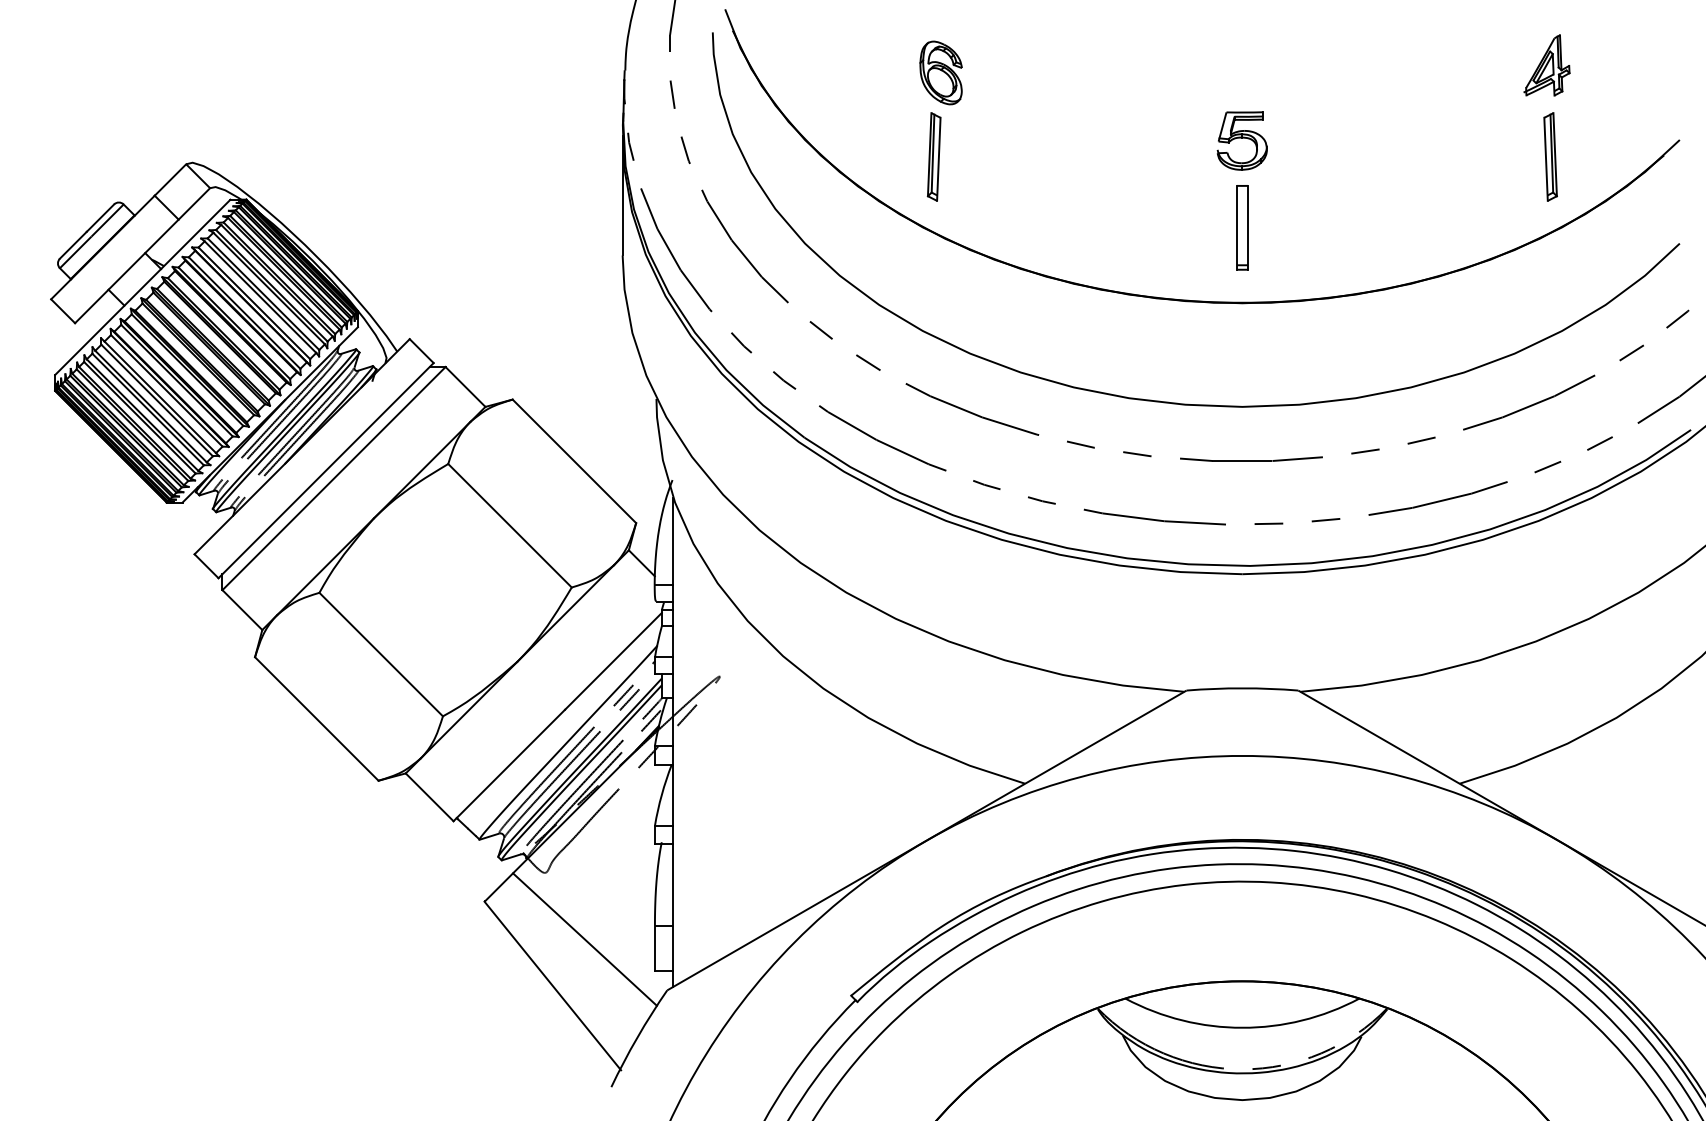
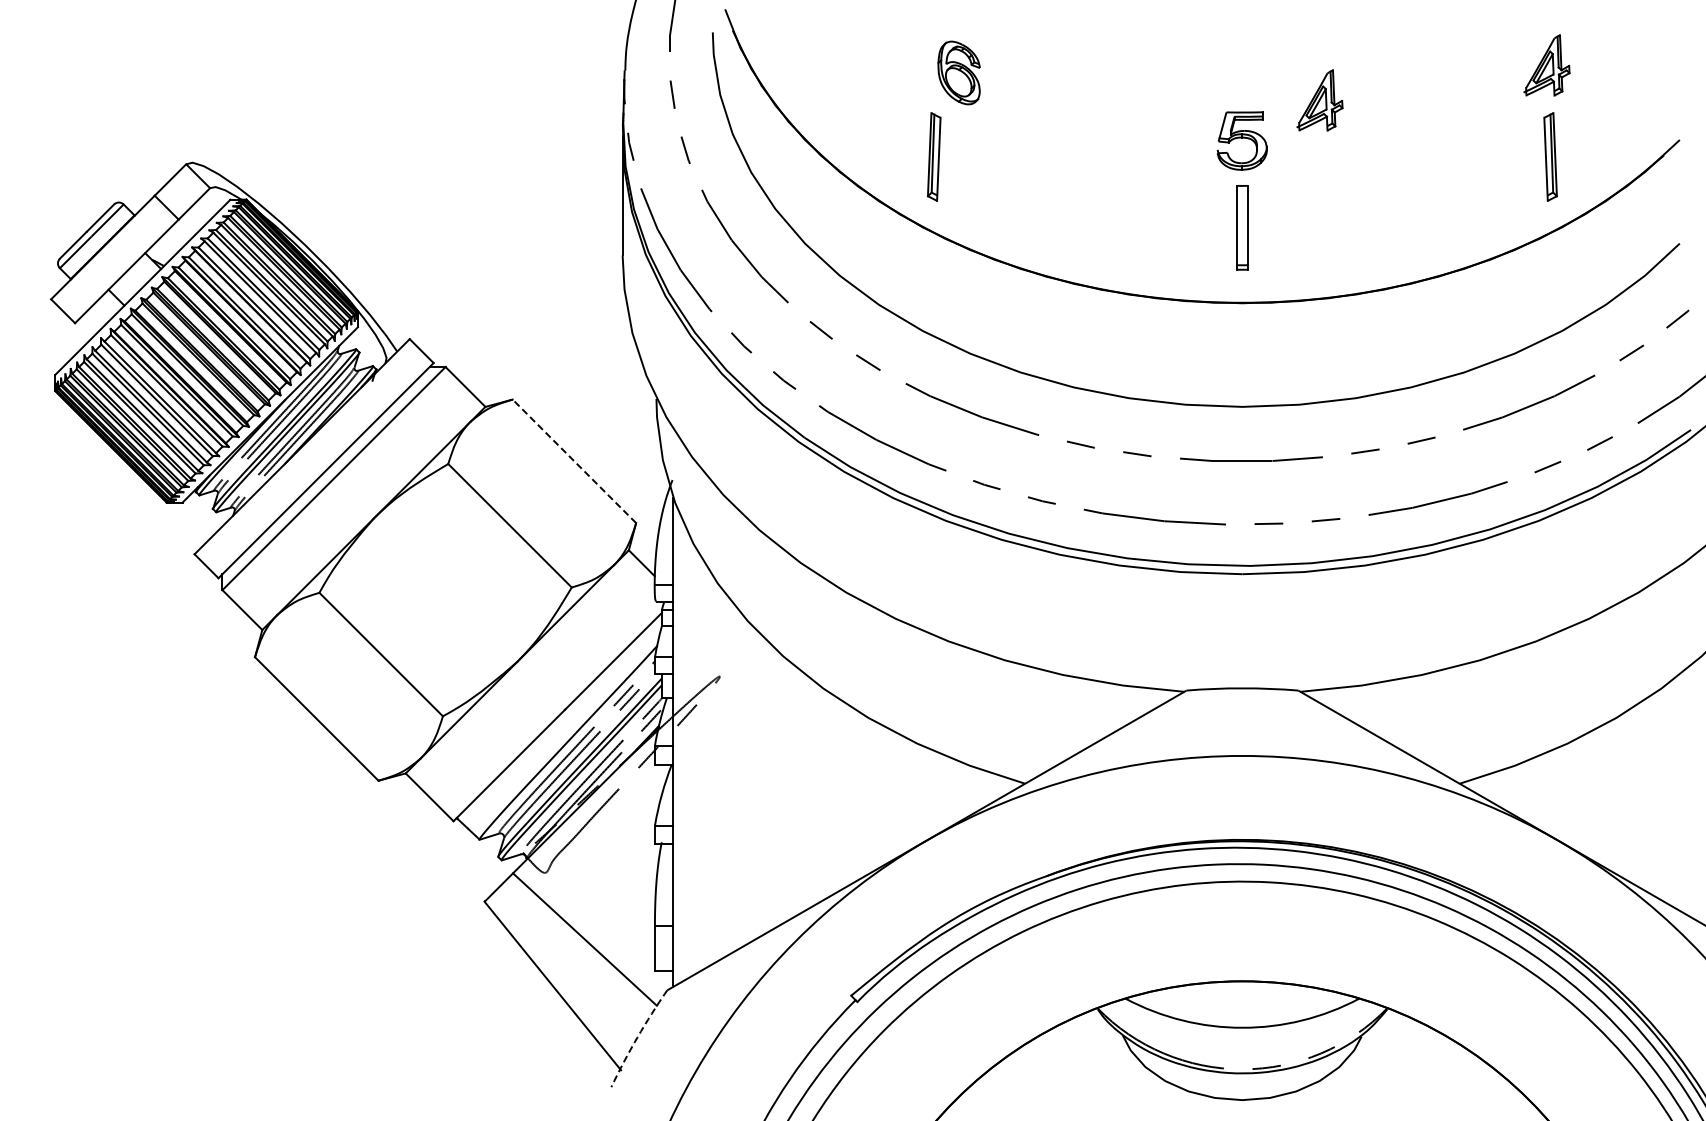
part position: (940, 72) -> (958, 72) (958, 72)
part: none -> present (1319, 100)
line: solid -> dashed (574, 461)
arc: solid -> dashed (637, 1037)
